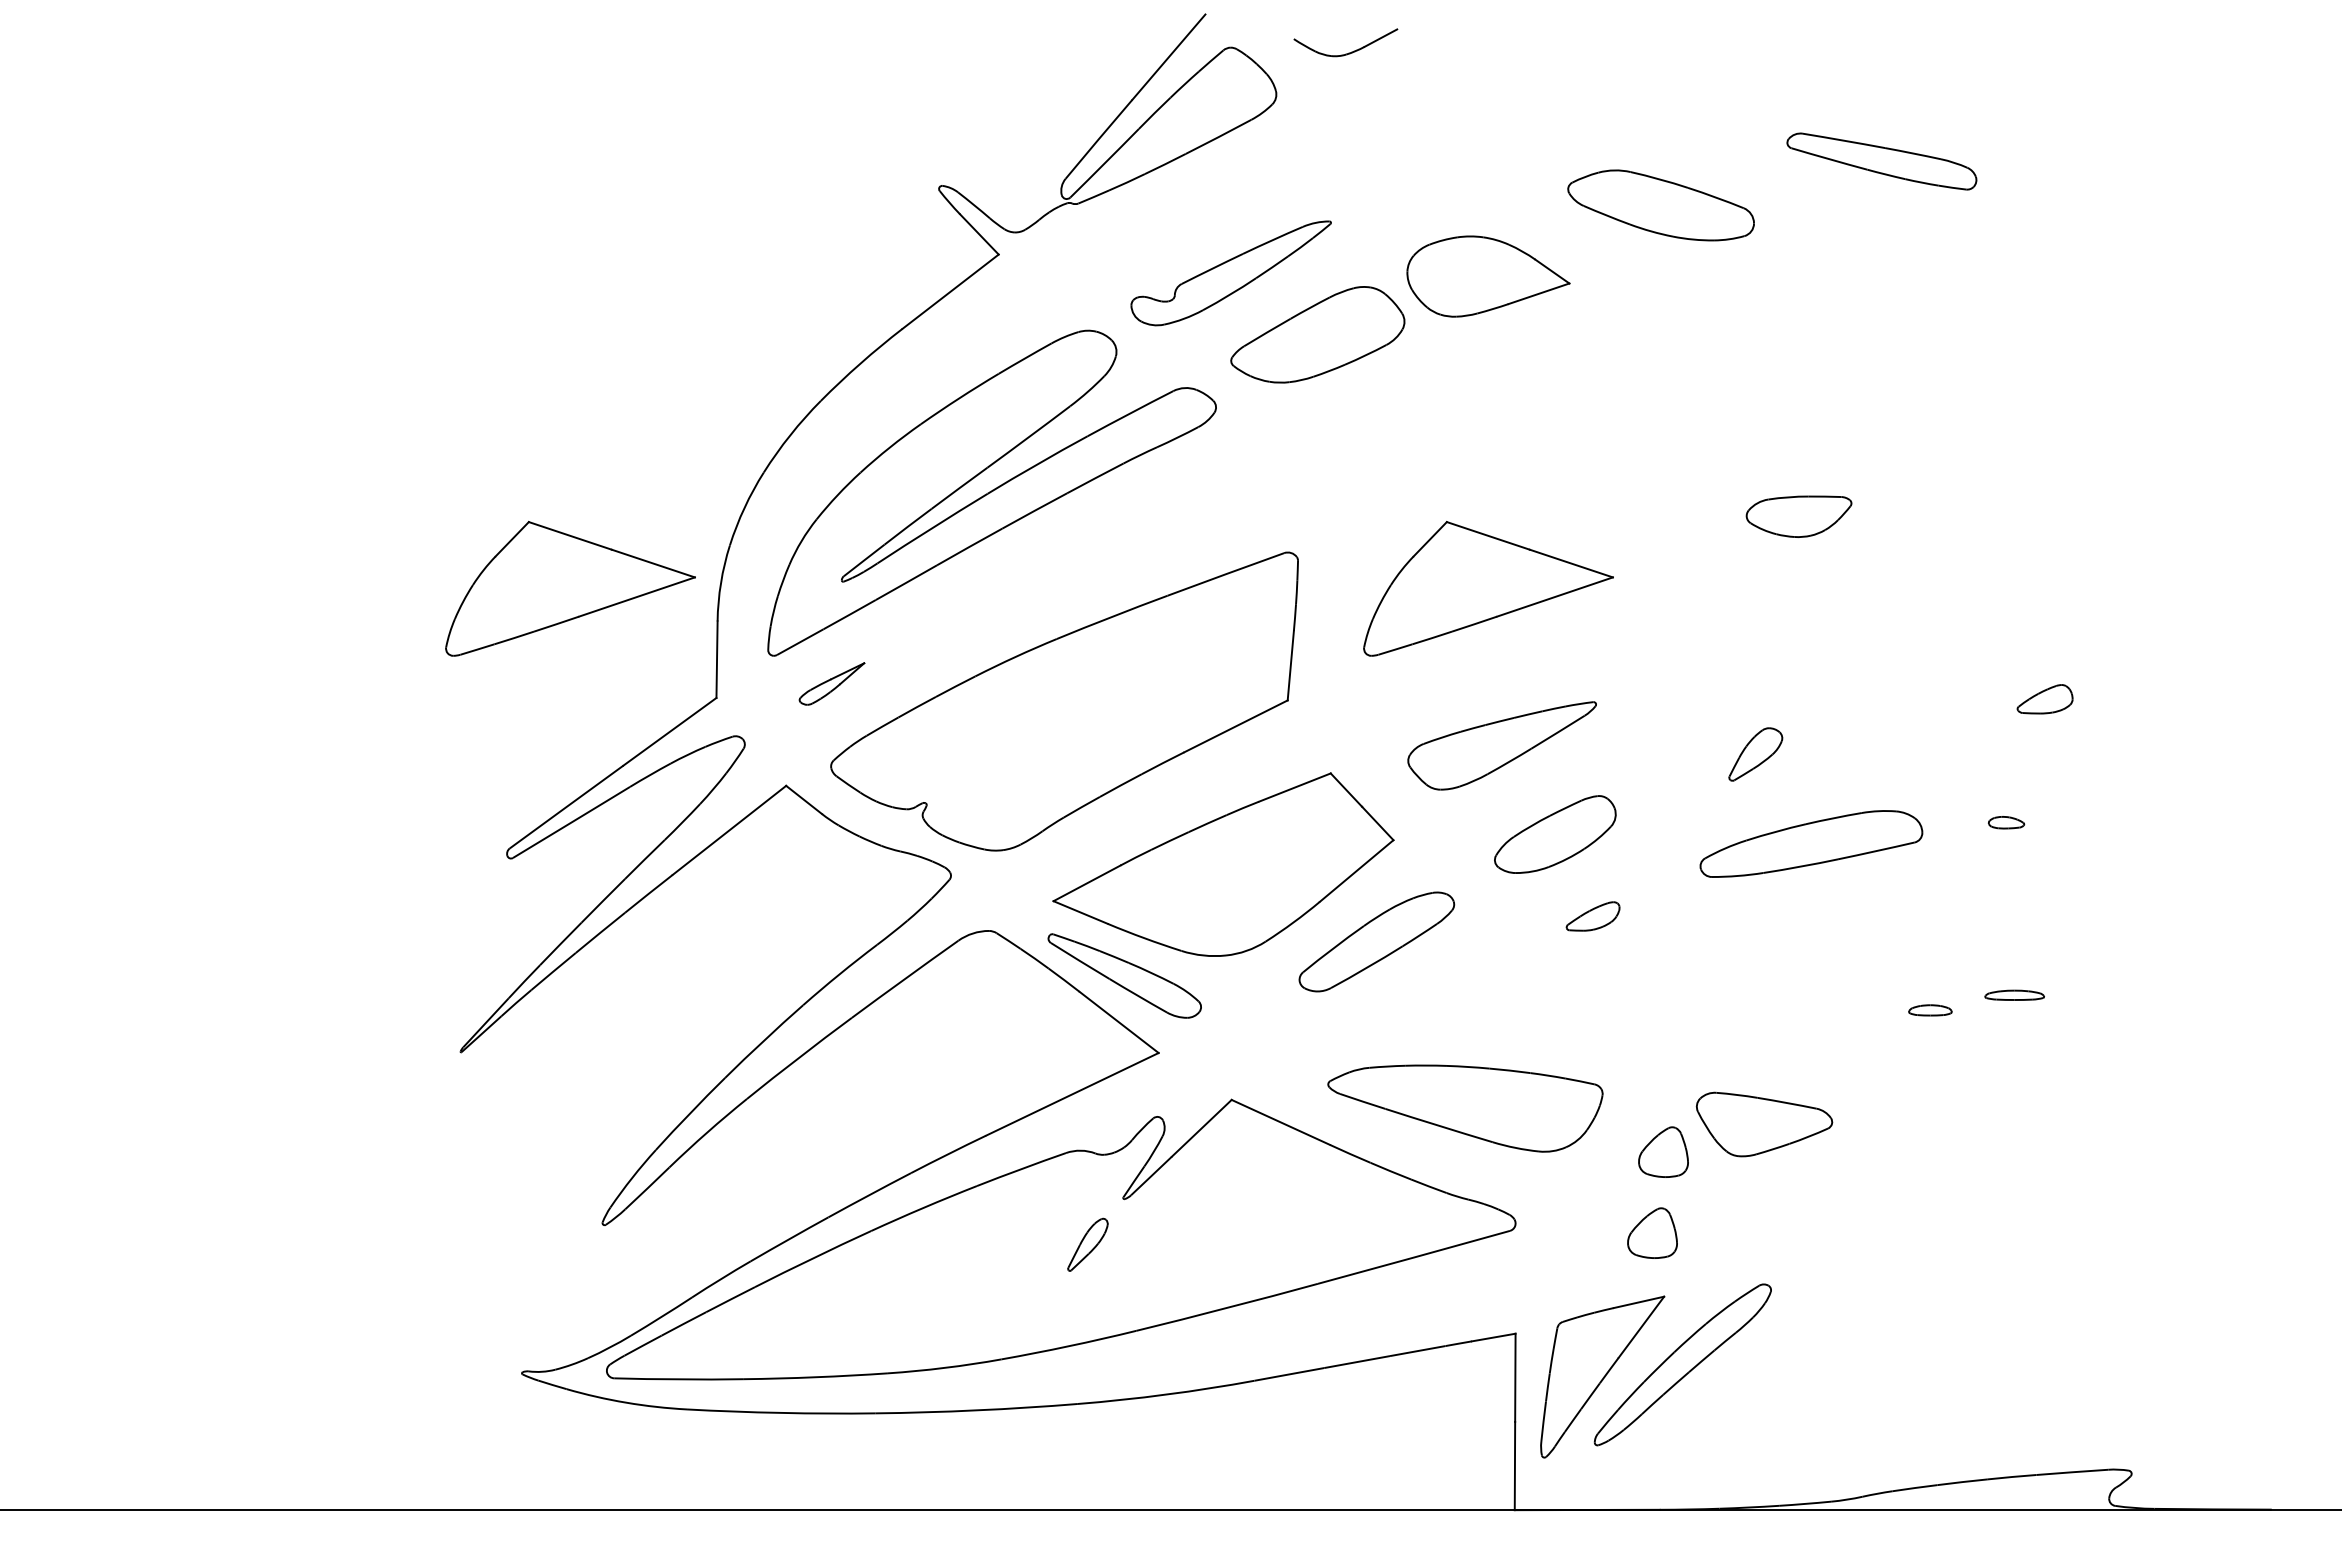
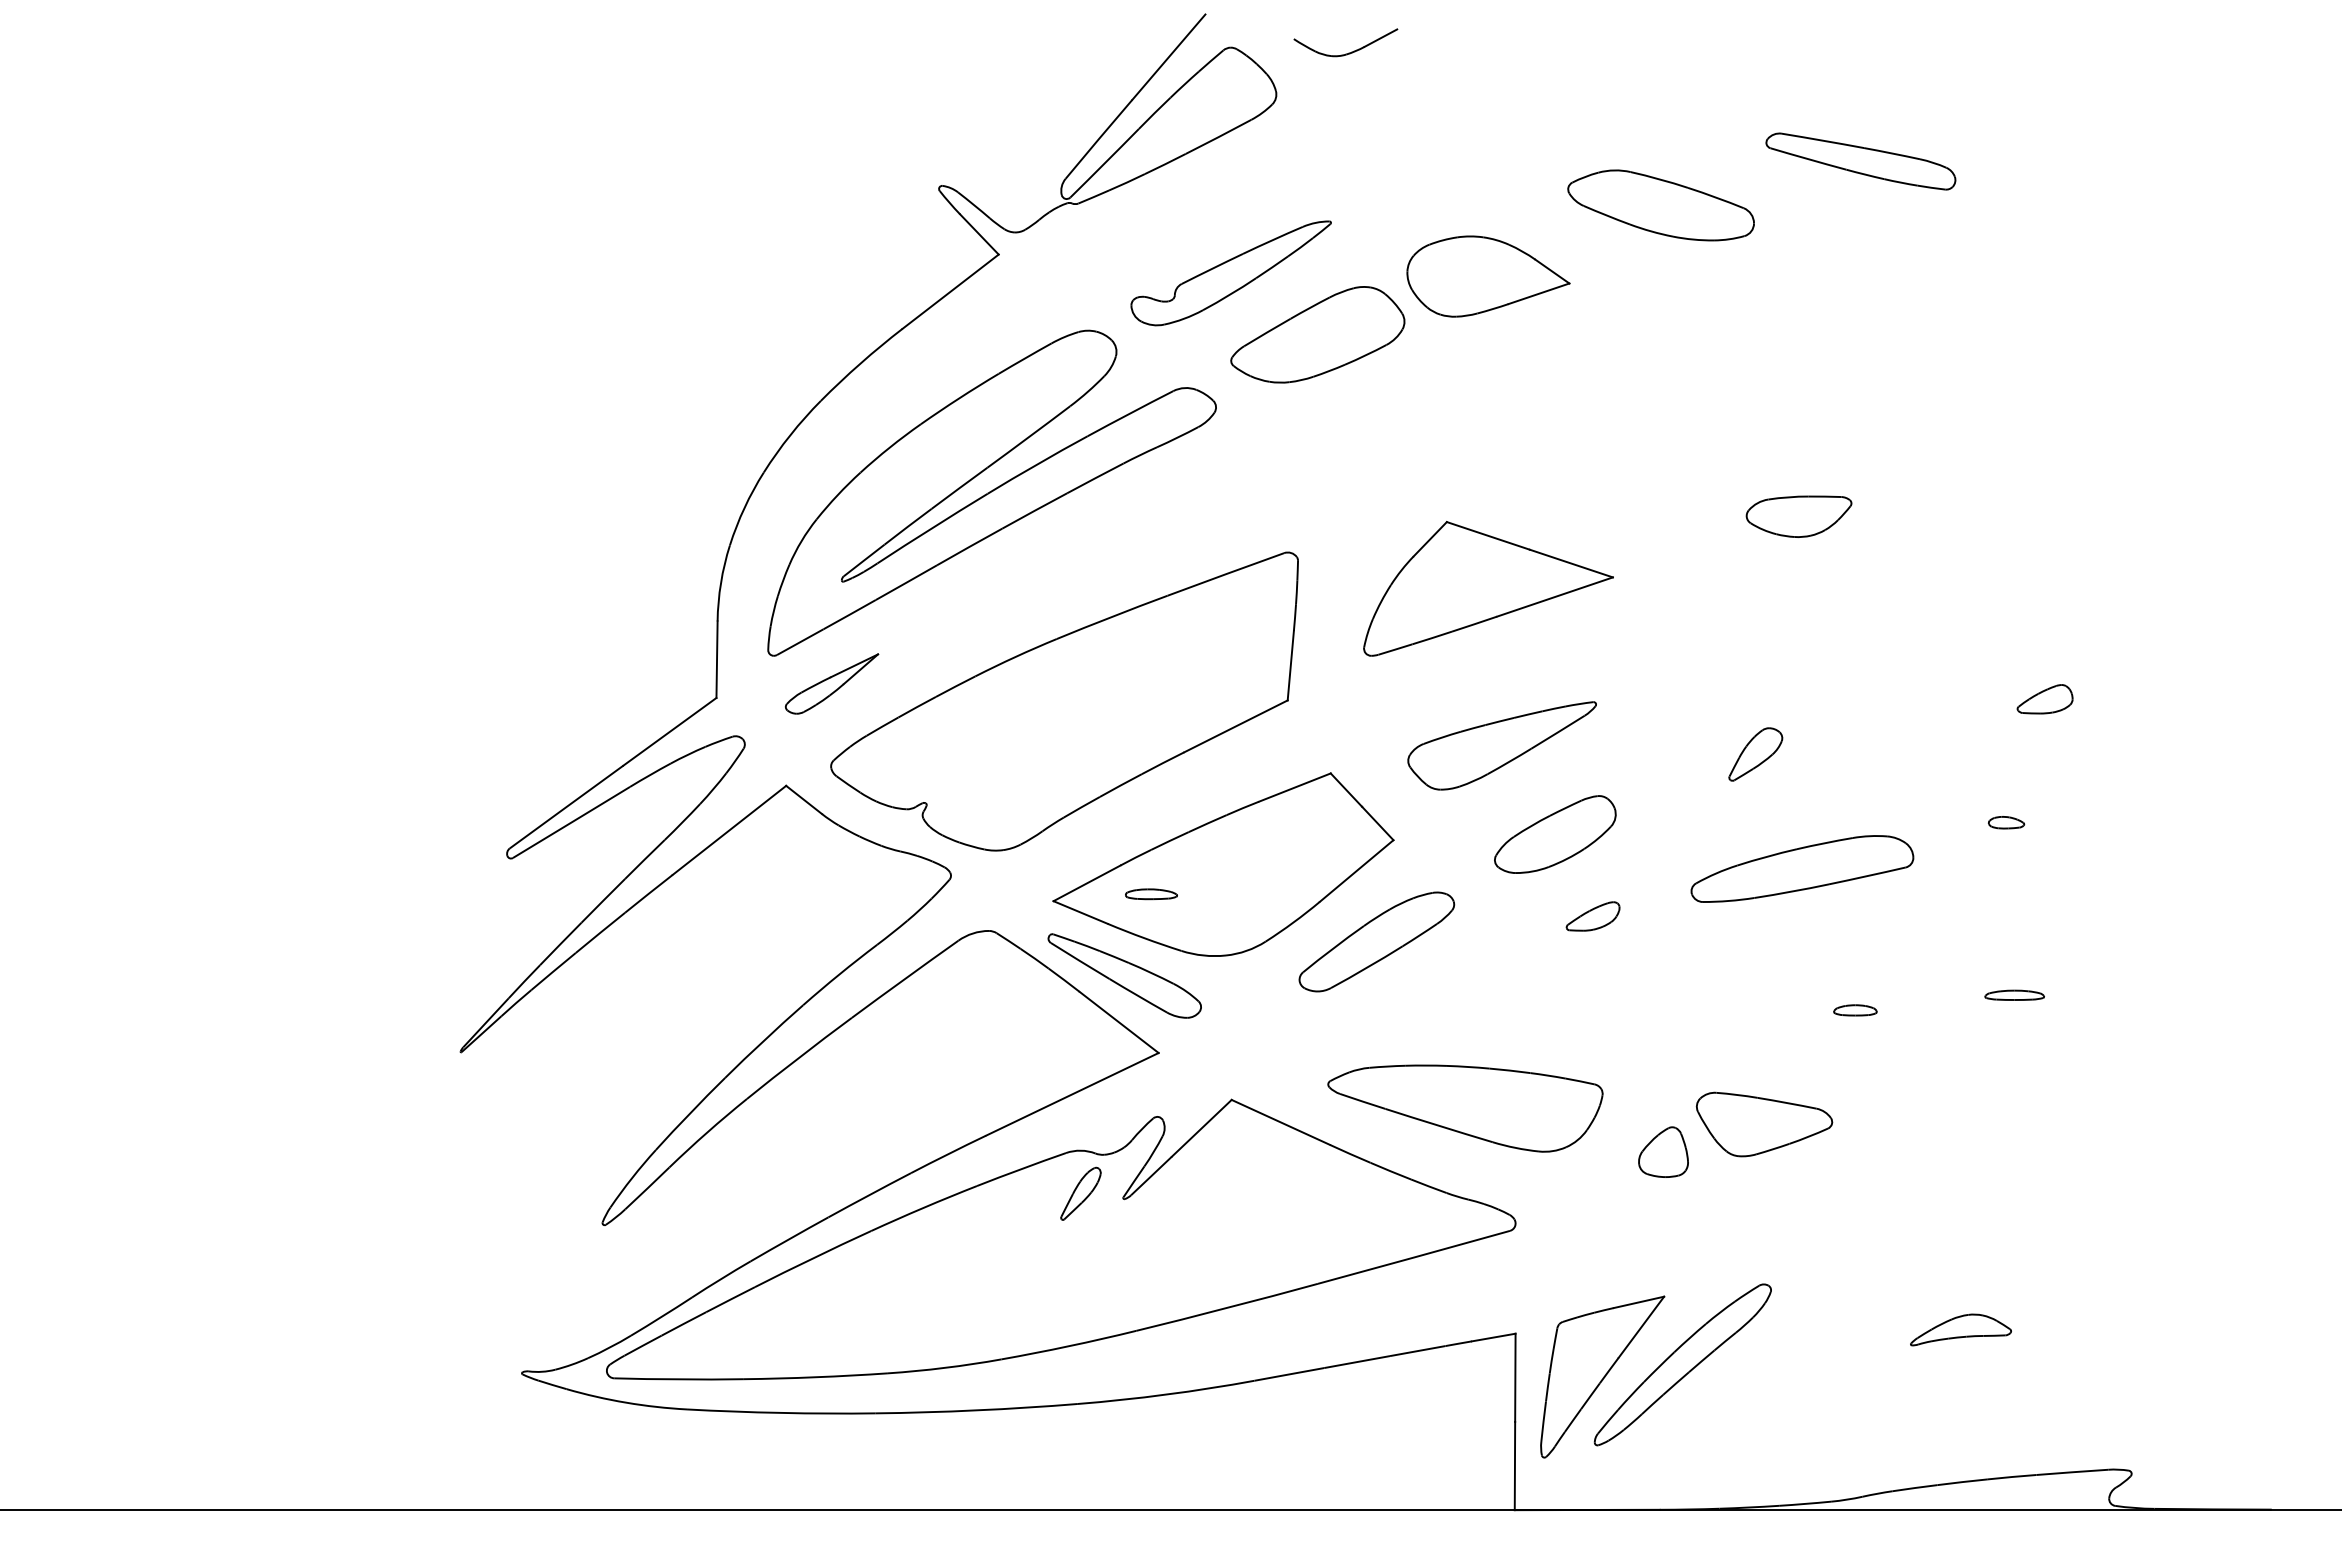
part position: (1881, 161) -> (1860, 161) (1860, 161)
part: present -> none (570, 588)
part size: 68x44 px -> 96x62 px (831, 683)
part position: (1811, 843) -> (1802, 868) (1802, 868)
part: none -> present (1151, 894)
part position: (1930, 1010) -> (1855, 1010) (1855, 1010)
part: present -> none (1652, 1232)
part position: (1087, 1244) -> (1080, 1193) (1080, 1193)
part: none -> present (1960, 1329)
